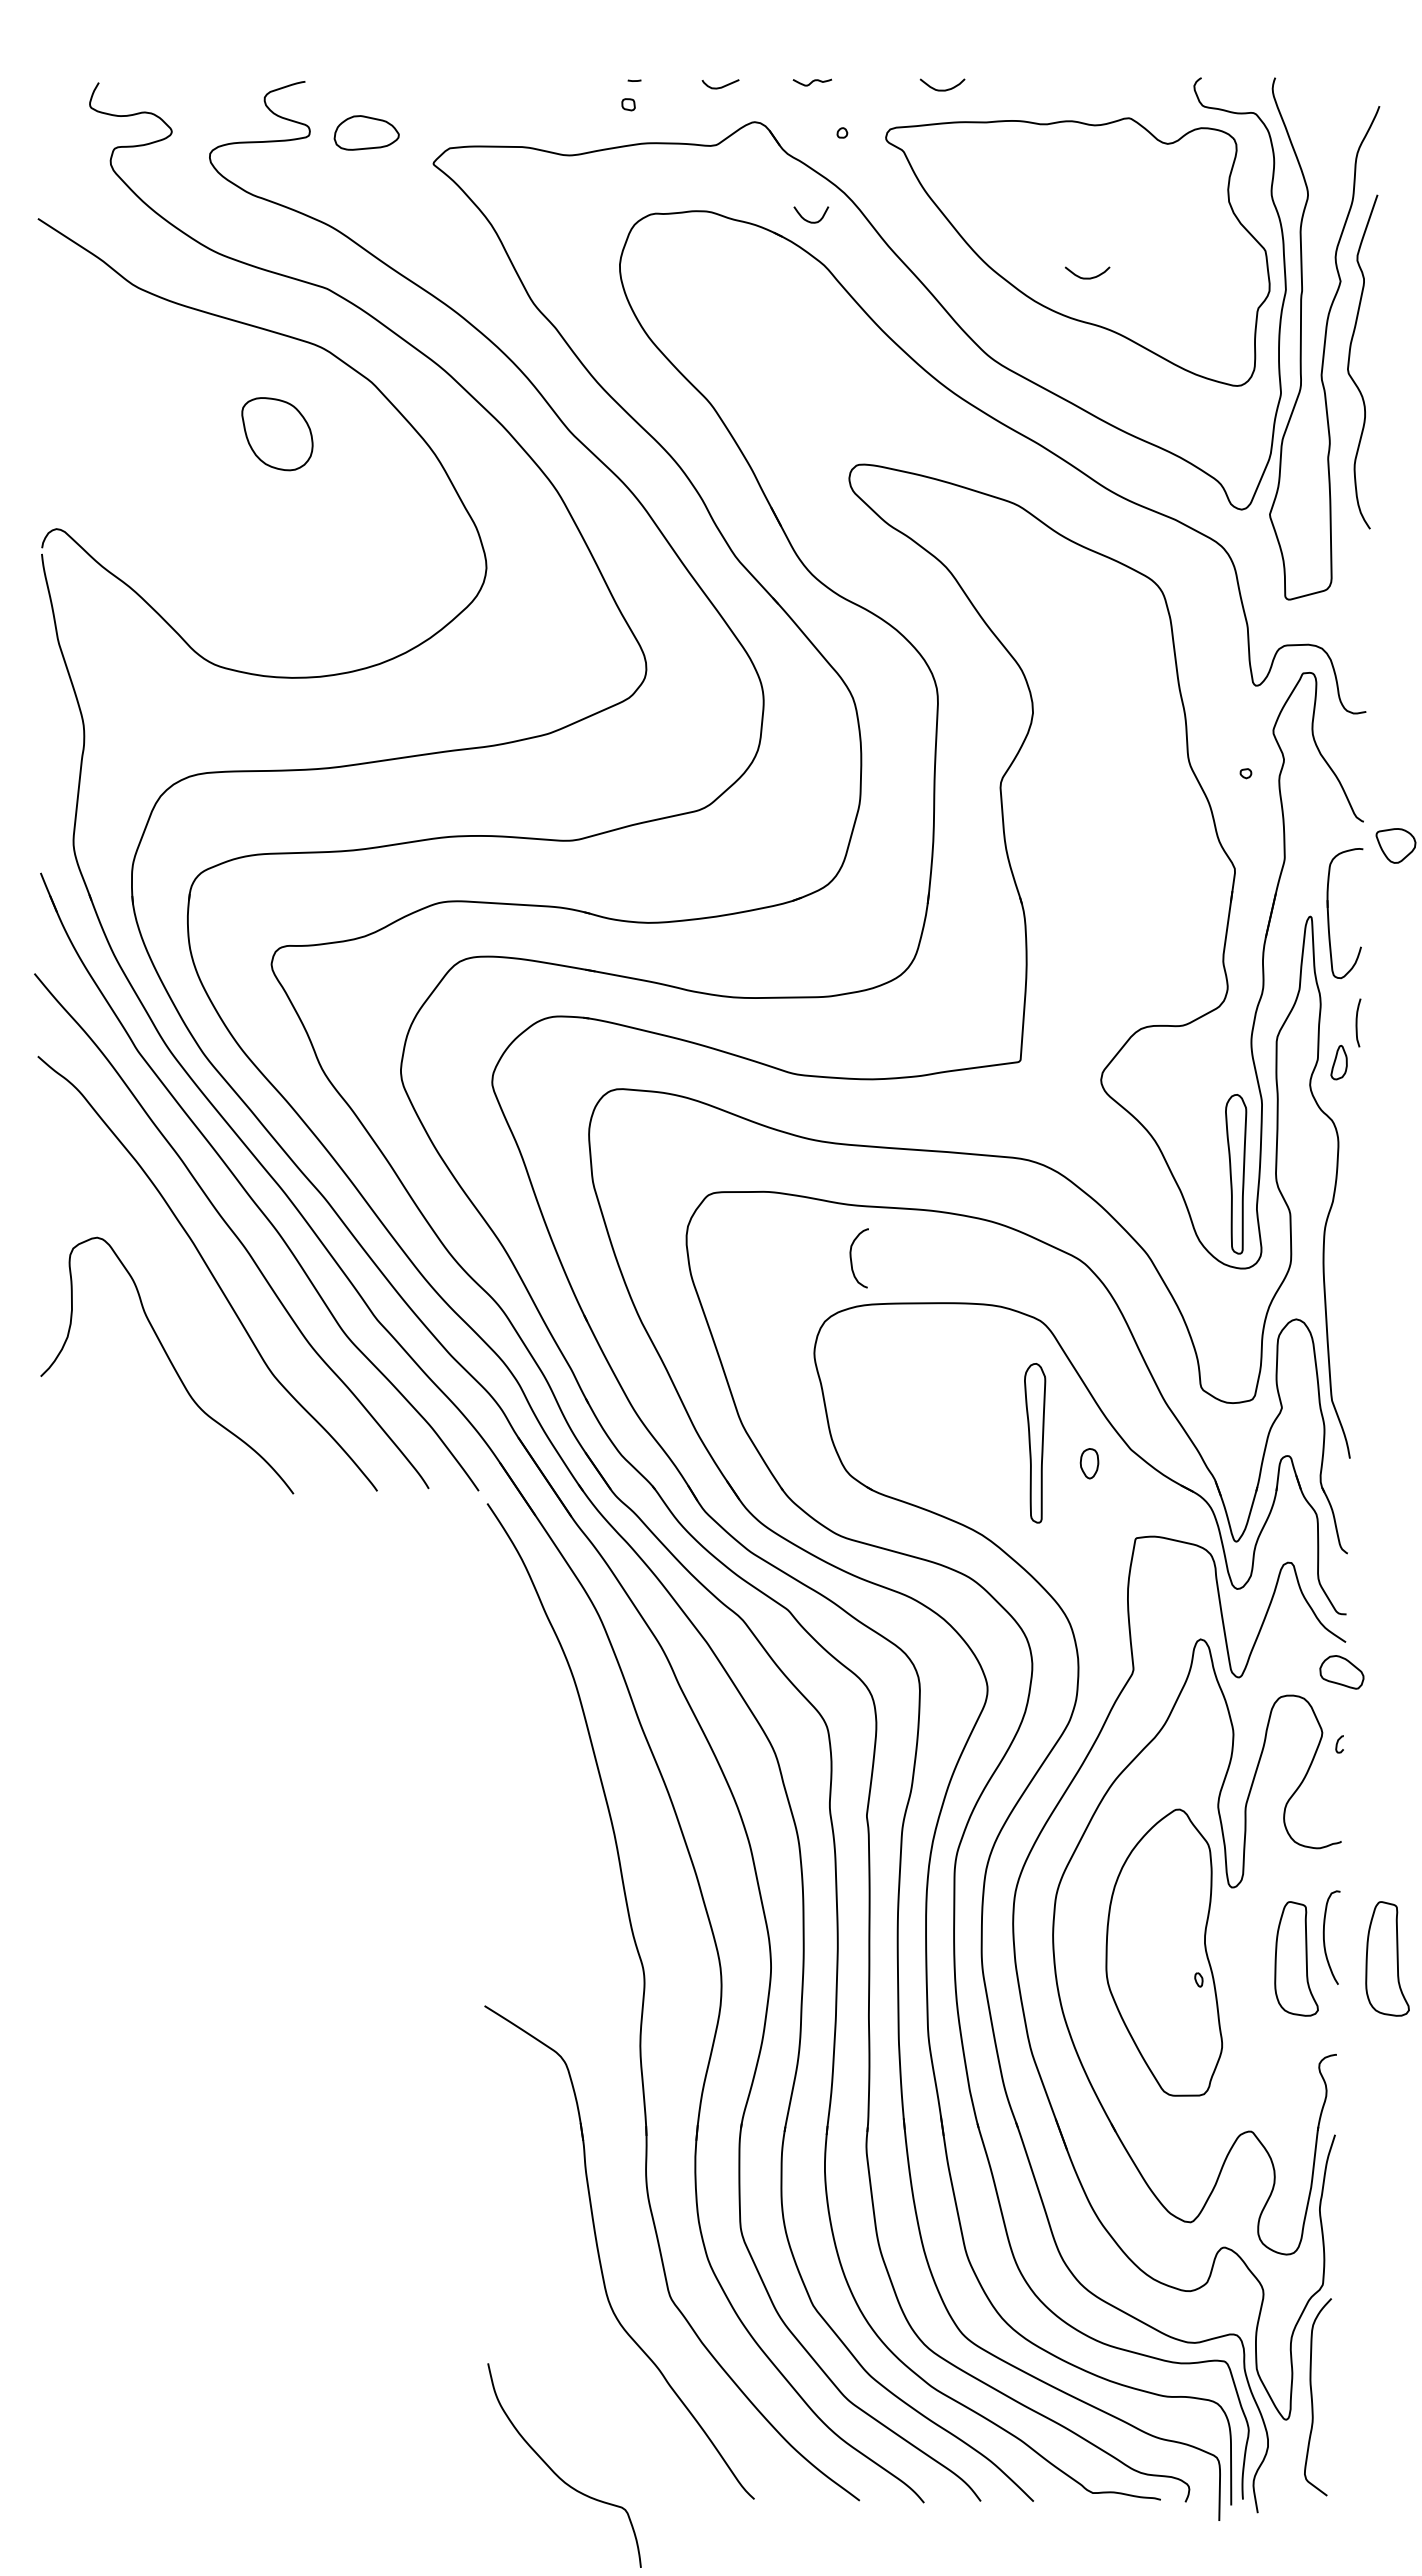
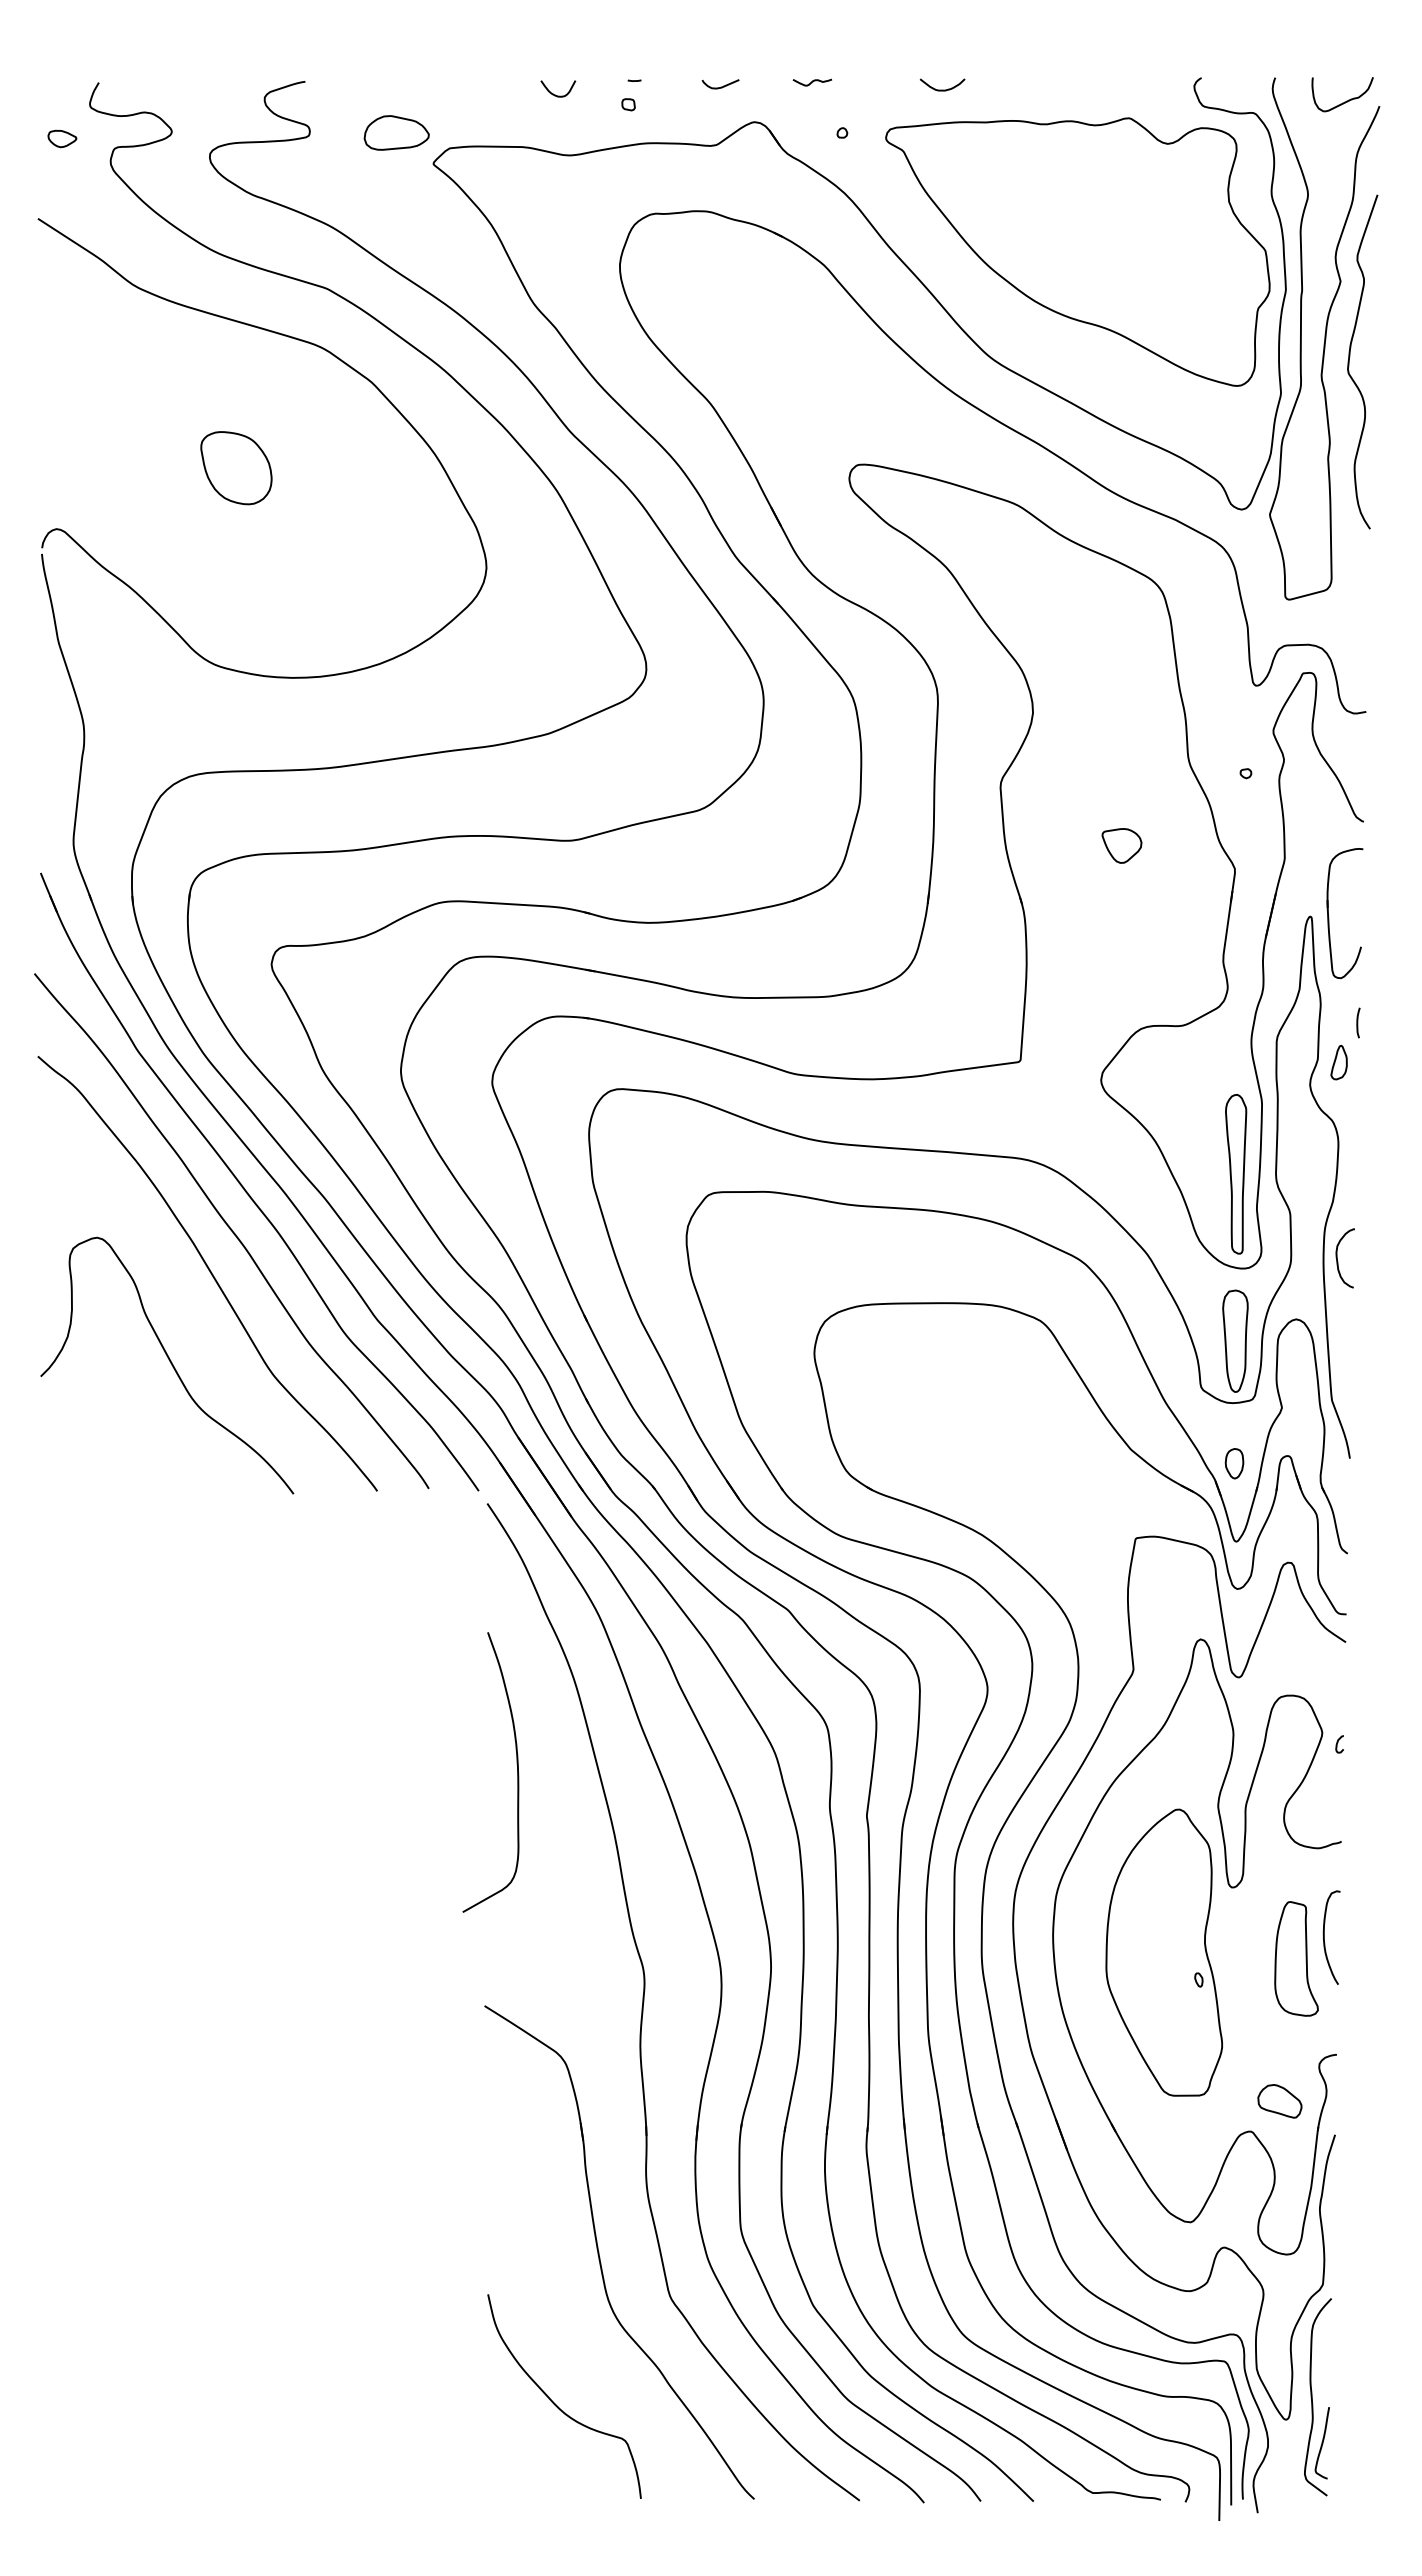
curve: none -> present (1346, 100)
part position: (366, 132) -> (396, 132) (396, 132)
part: none -> present (62, 138)
curve position: (808, 220) -> (555, 94) (555, 94)
curve: present -> none (1087, 277)
part position: (277, 434) -> (236, 468) (236, 468)
part position: (1395, 845) -> (1121, 845) (1121, 845)
part size: 7x50 px -> 5x32 px (1358, 1022)
curve position: (852, 1261) -> (1338, 1261) (1338, 1261)
part: none -> present (1235, 1340)
part: present -> none (1035, 1443)
part position: (1089, 1463) -> (1234, 1463) (1234, 1463)
part position: (1341, 1672) -> (1279, 2101) (1279, 2101)
curve: none -> present (517, 1772)
part: present -> none (1387, 1958)
curve: none -> present (1321, 2443)
curve position: (556, 2473) -> (556, 2404) (556, 2404)
